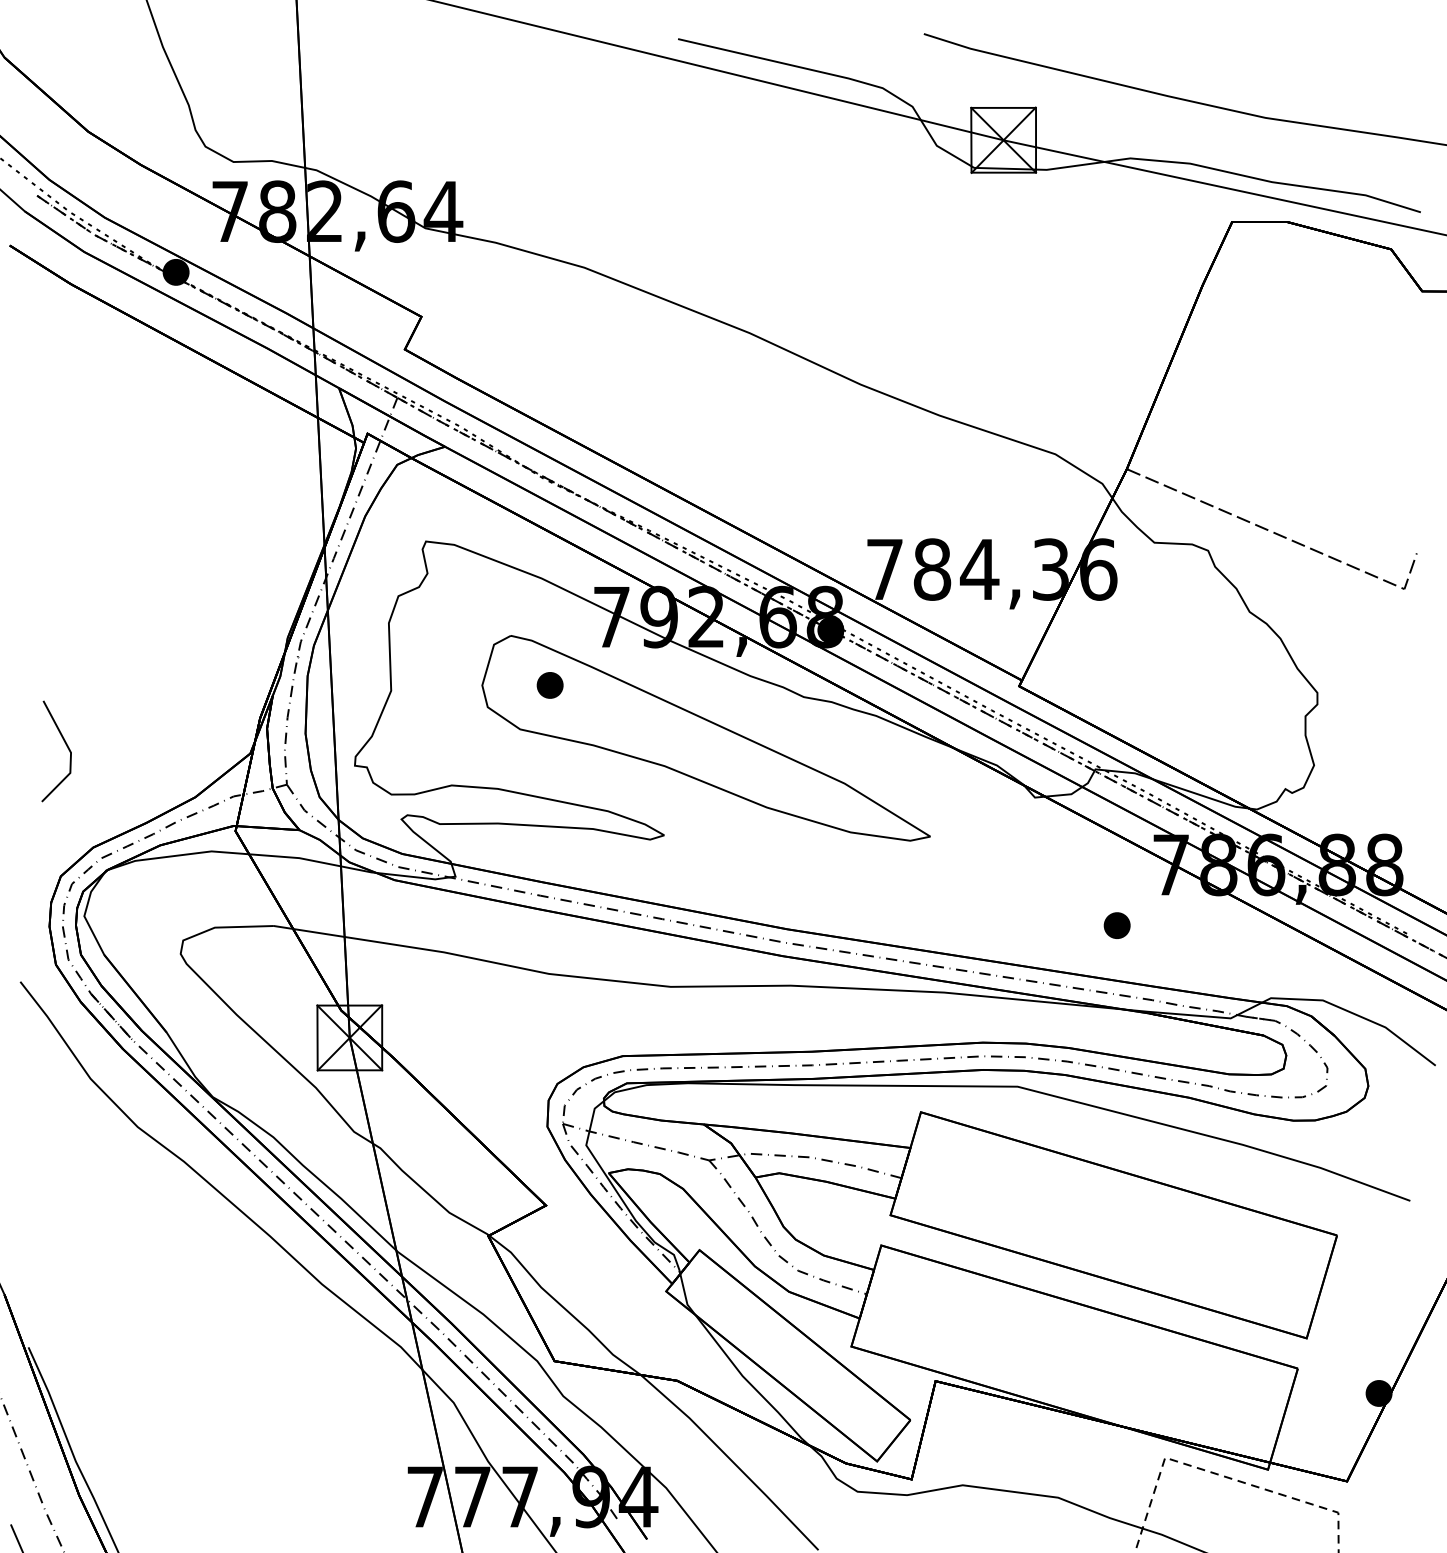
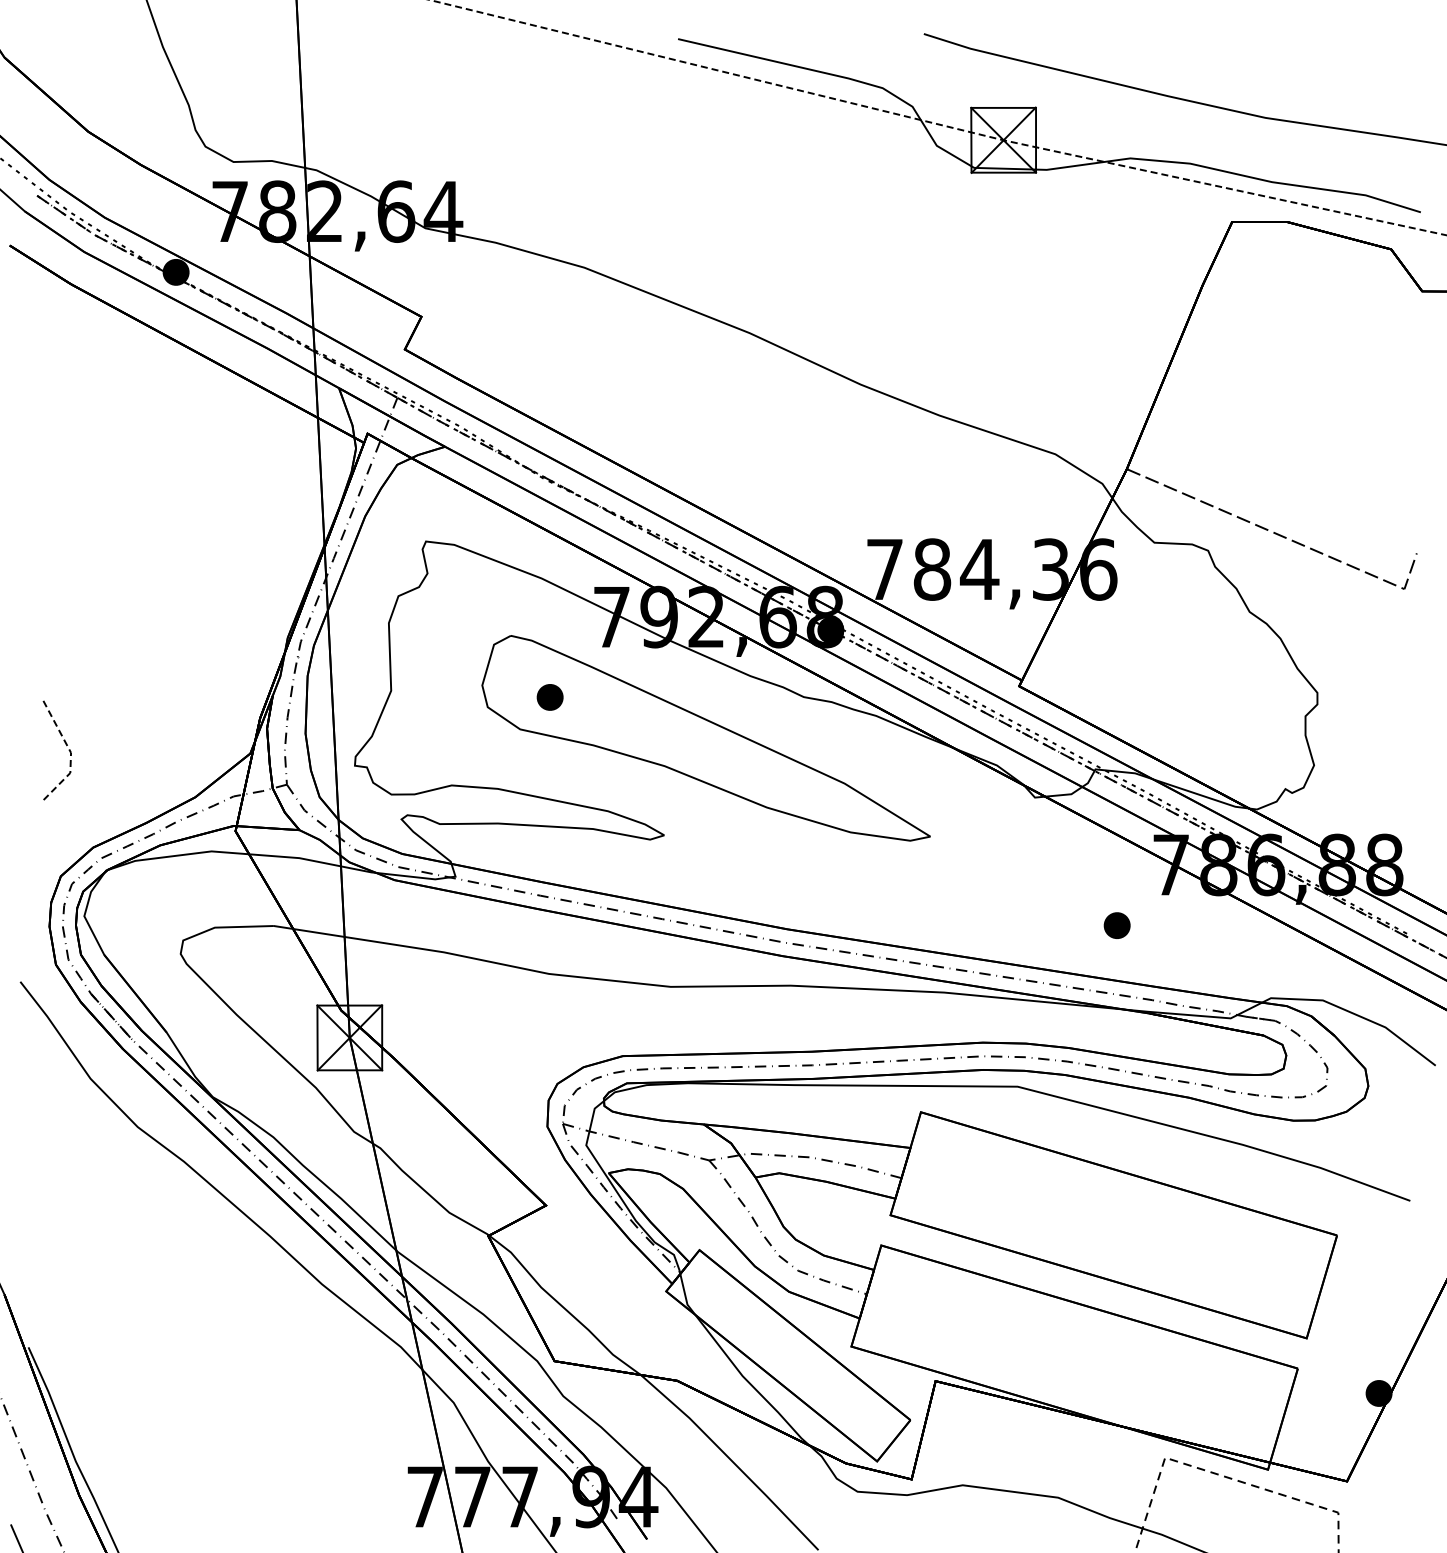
line: solid -> dashed (937, 124)
part position: (549, 685) -> (549, 697) (549, 697)
line: solid -> dashed (70, 754)
